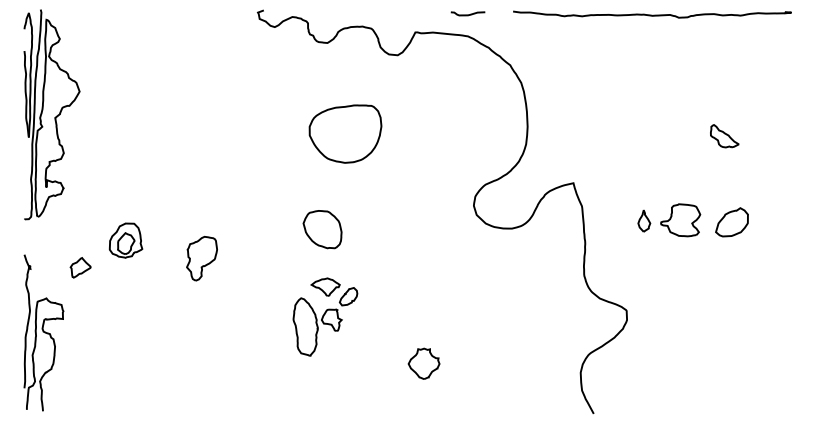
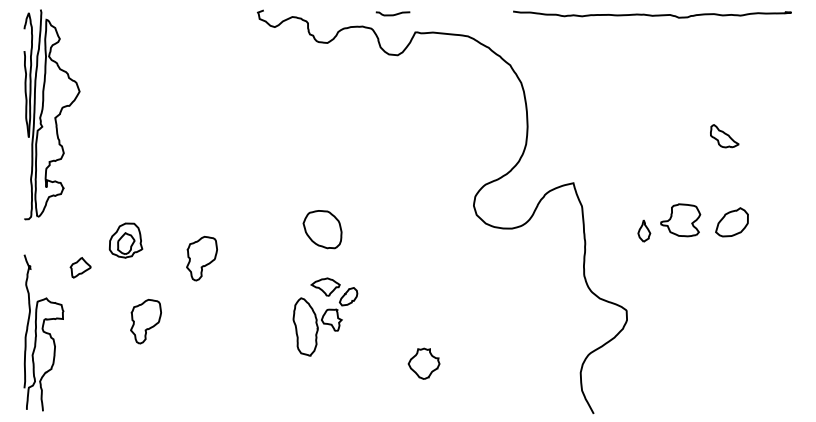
curve position: (467, 14) -> (392, 14) (392, 14)
part: present -> none (345, 133)
part position: (644, 220) -> (644, 230) (644, 230)
part: none -> present (145, 321)
